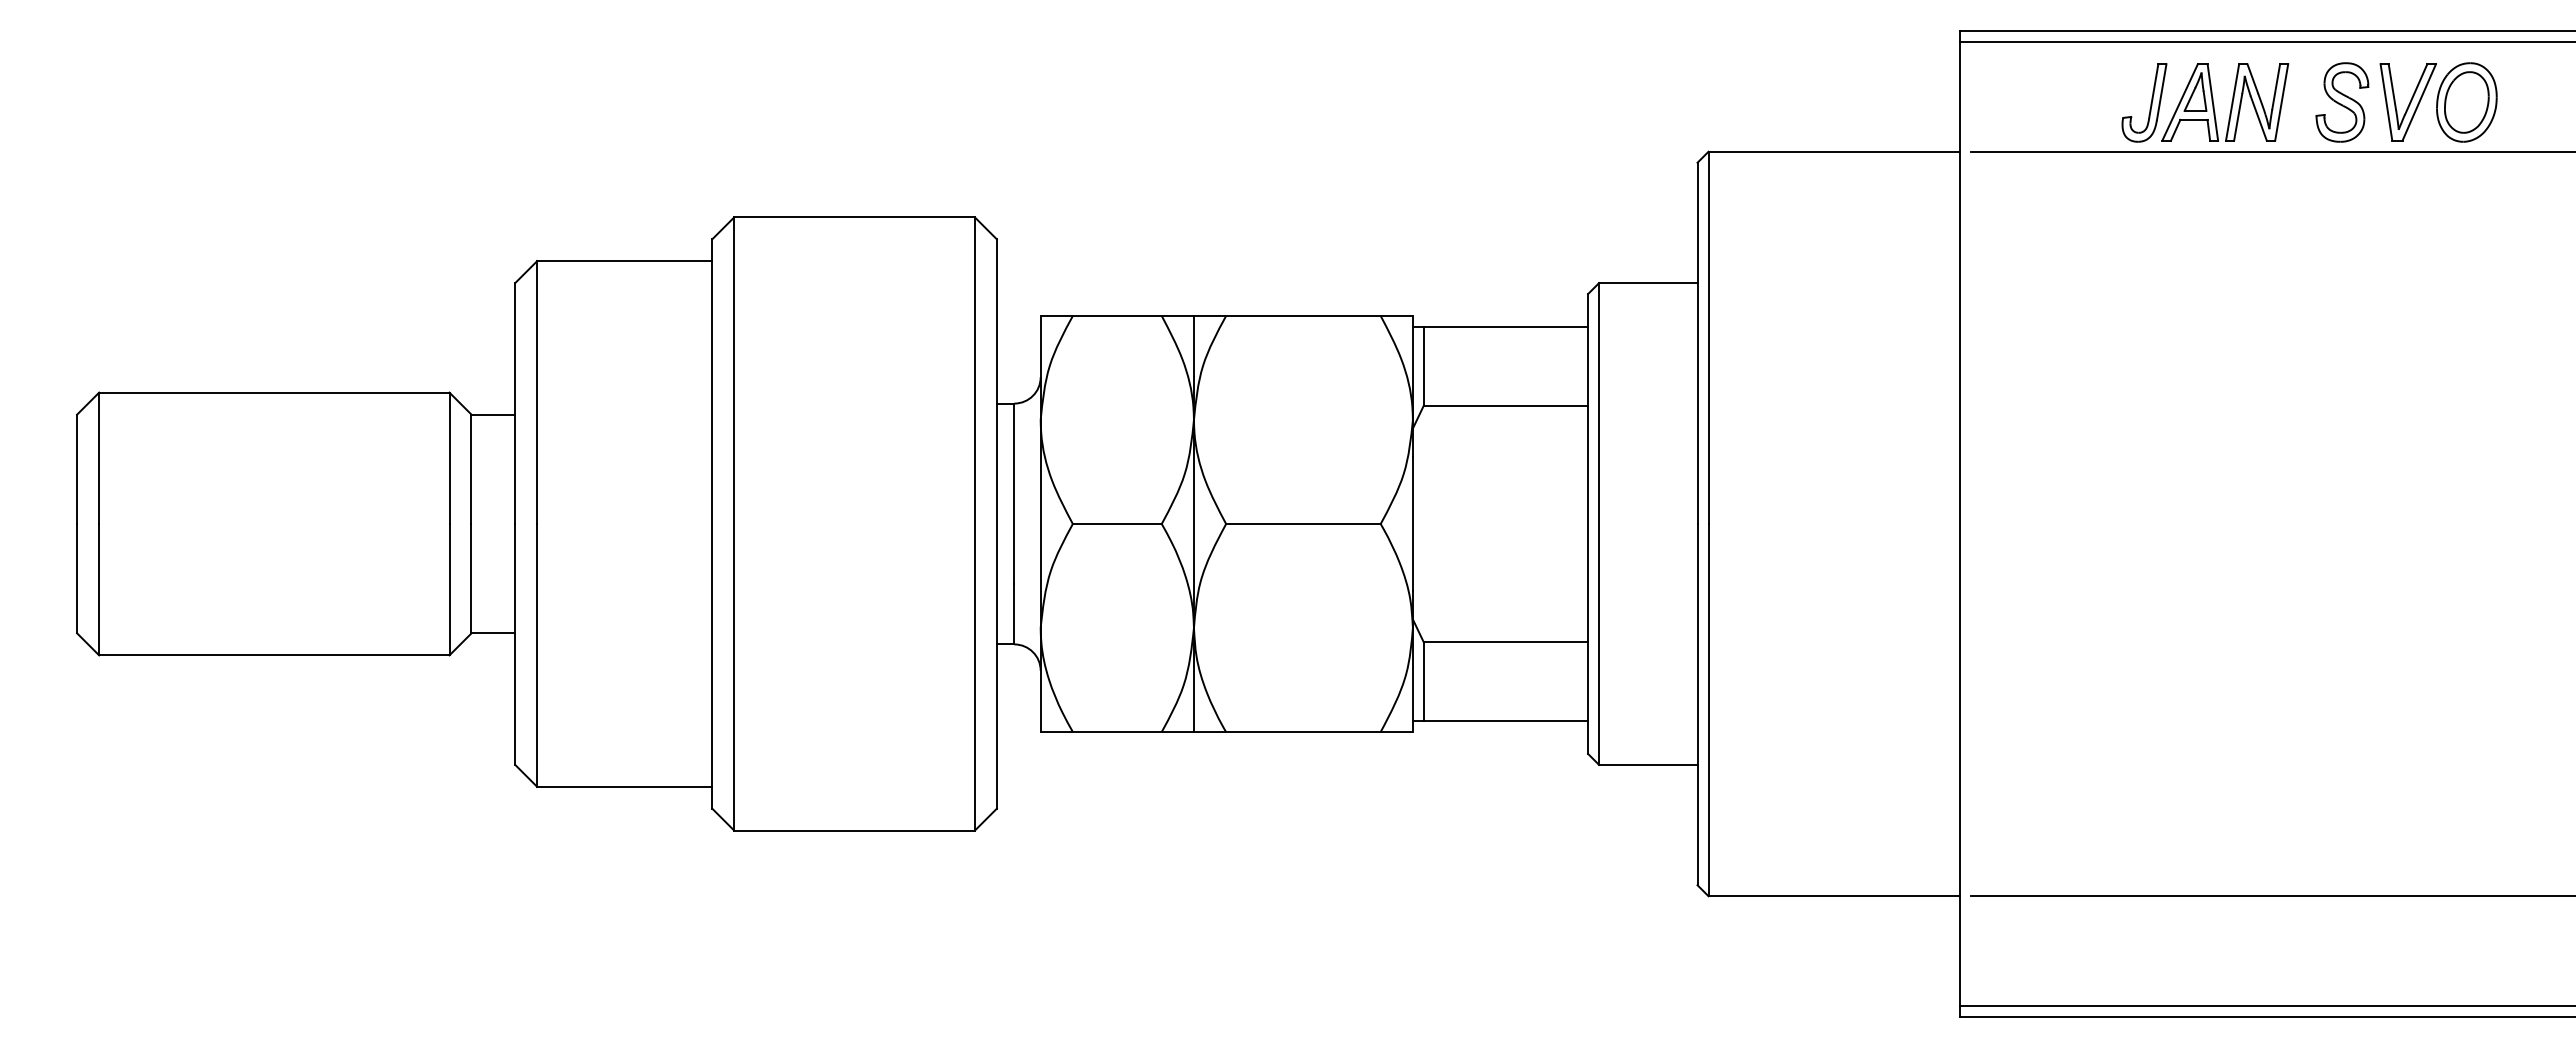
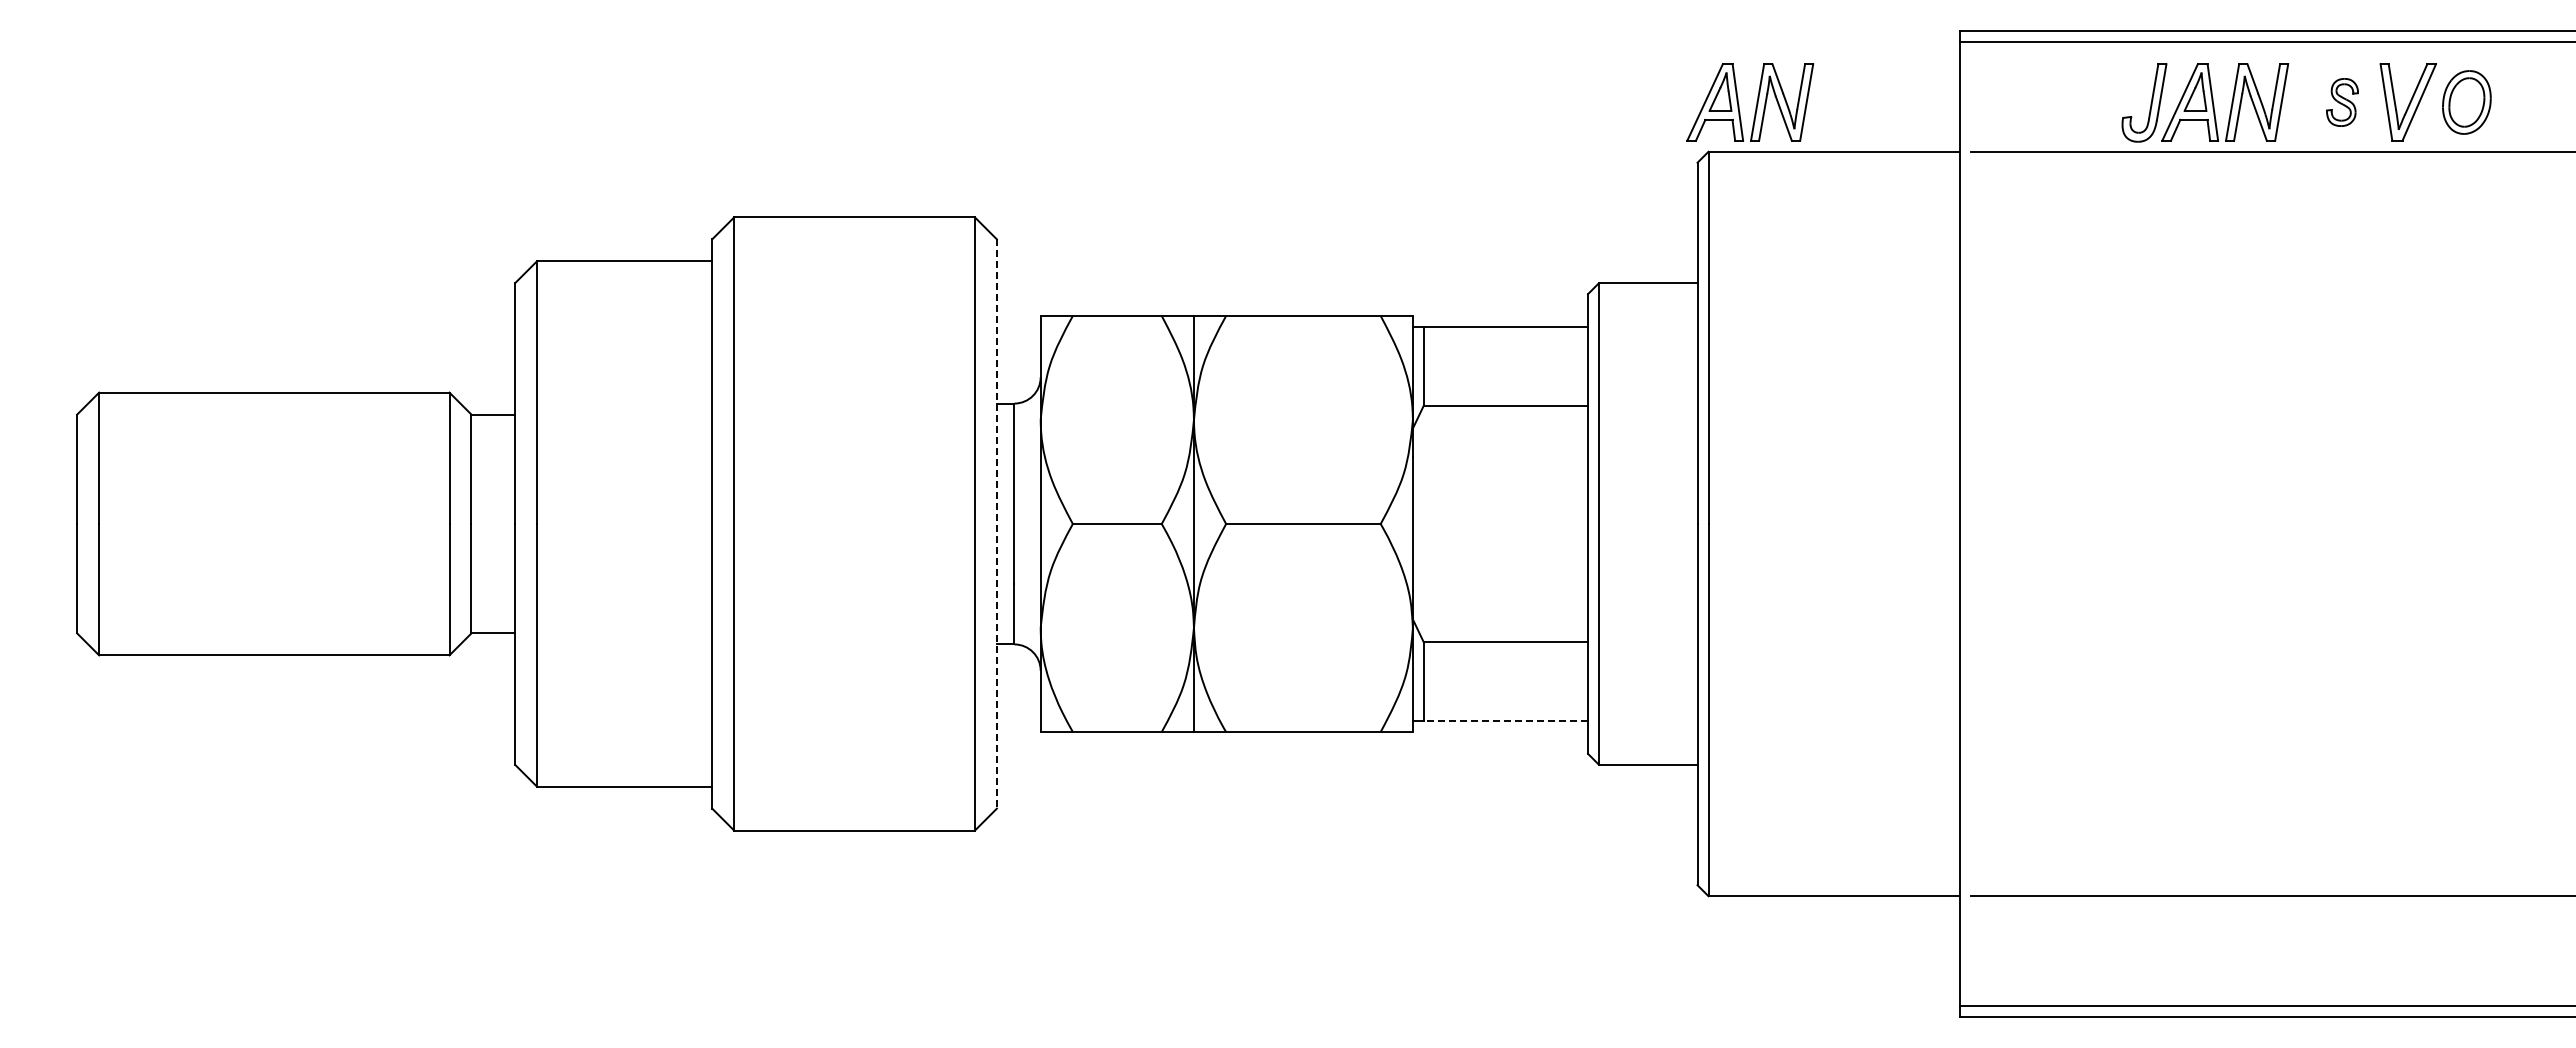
part: none -> present (1750, 102)
part size: 55x81 px -> 33x49 px (2342, 102)
part size: 62x81 px -> 50x65 px (2466, 102)
line: solid -> dashed (996, 524)
line: solid -> dashed (1505, 721)
